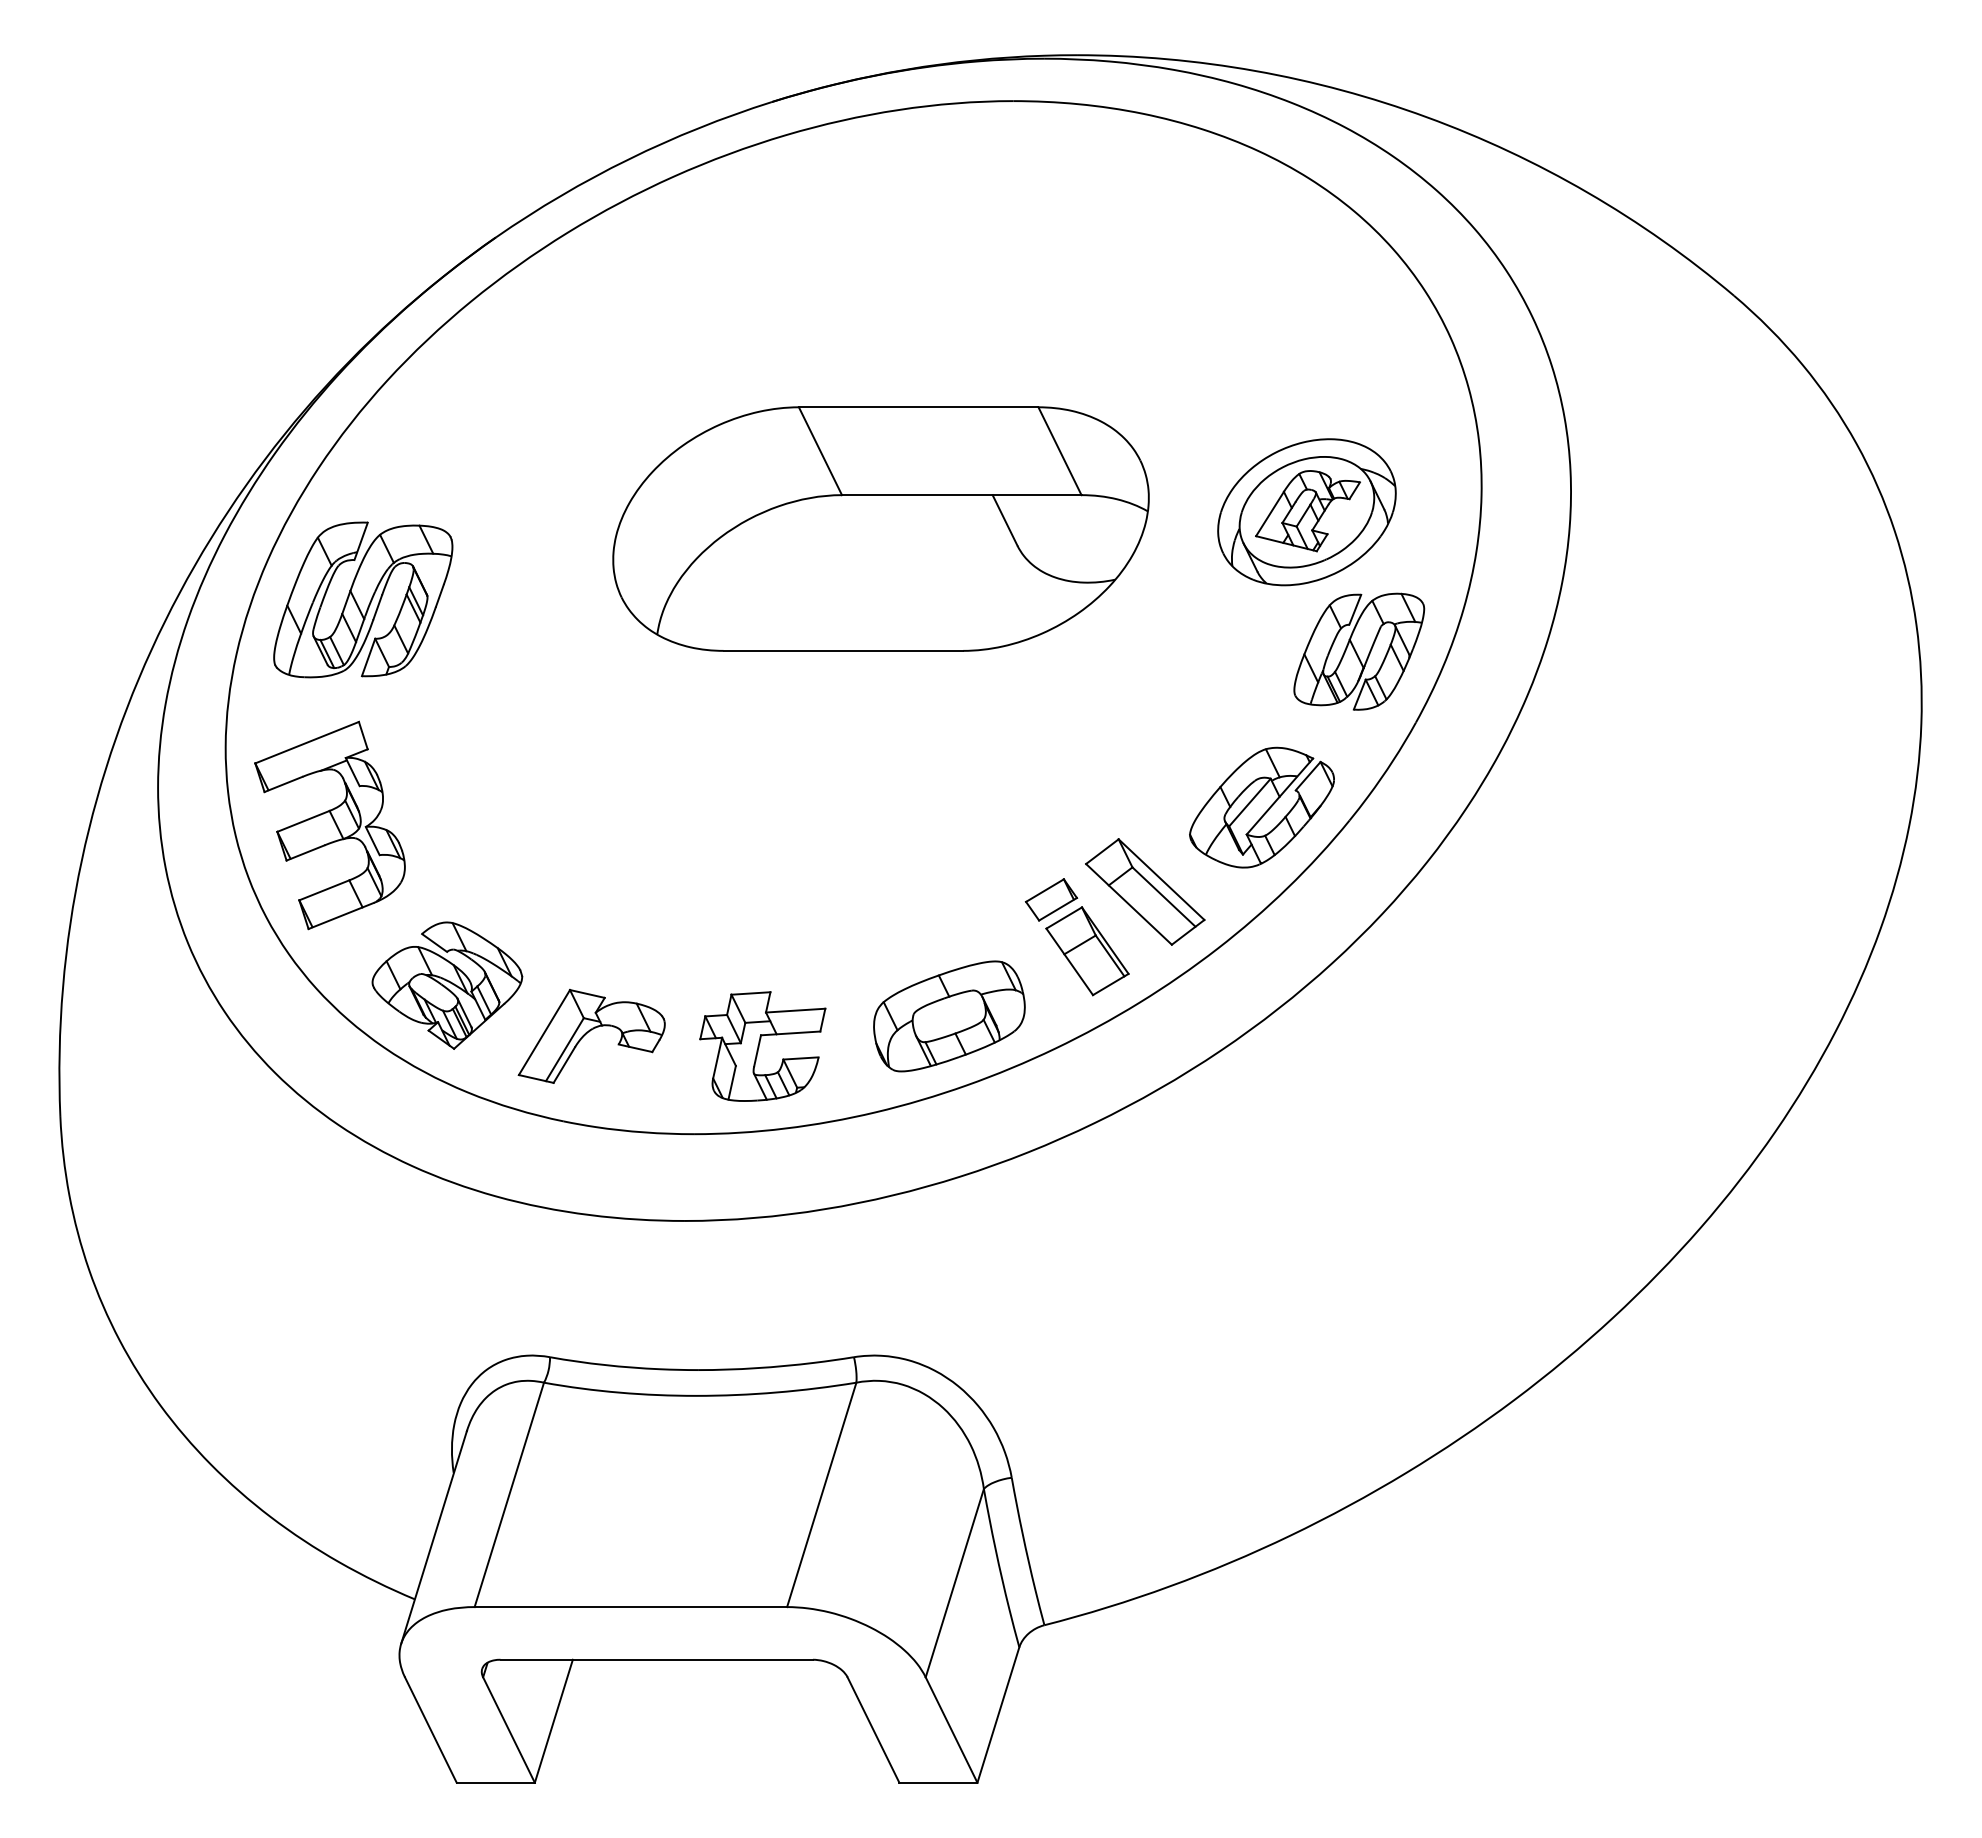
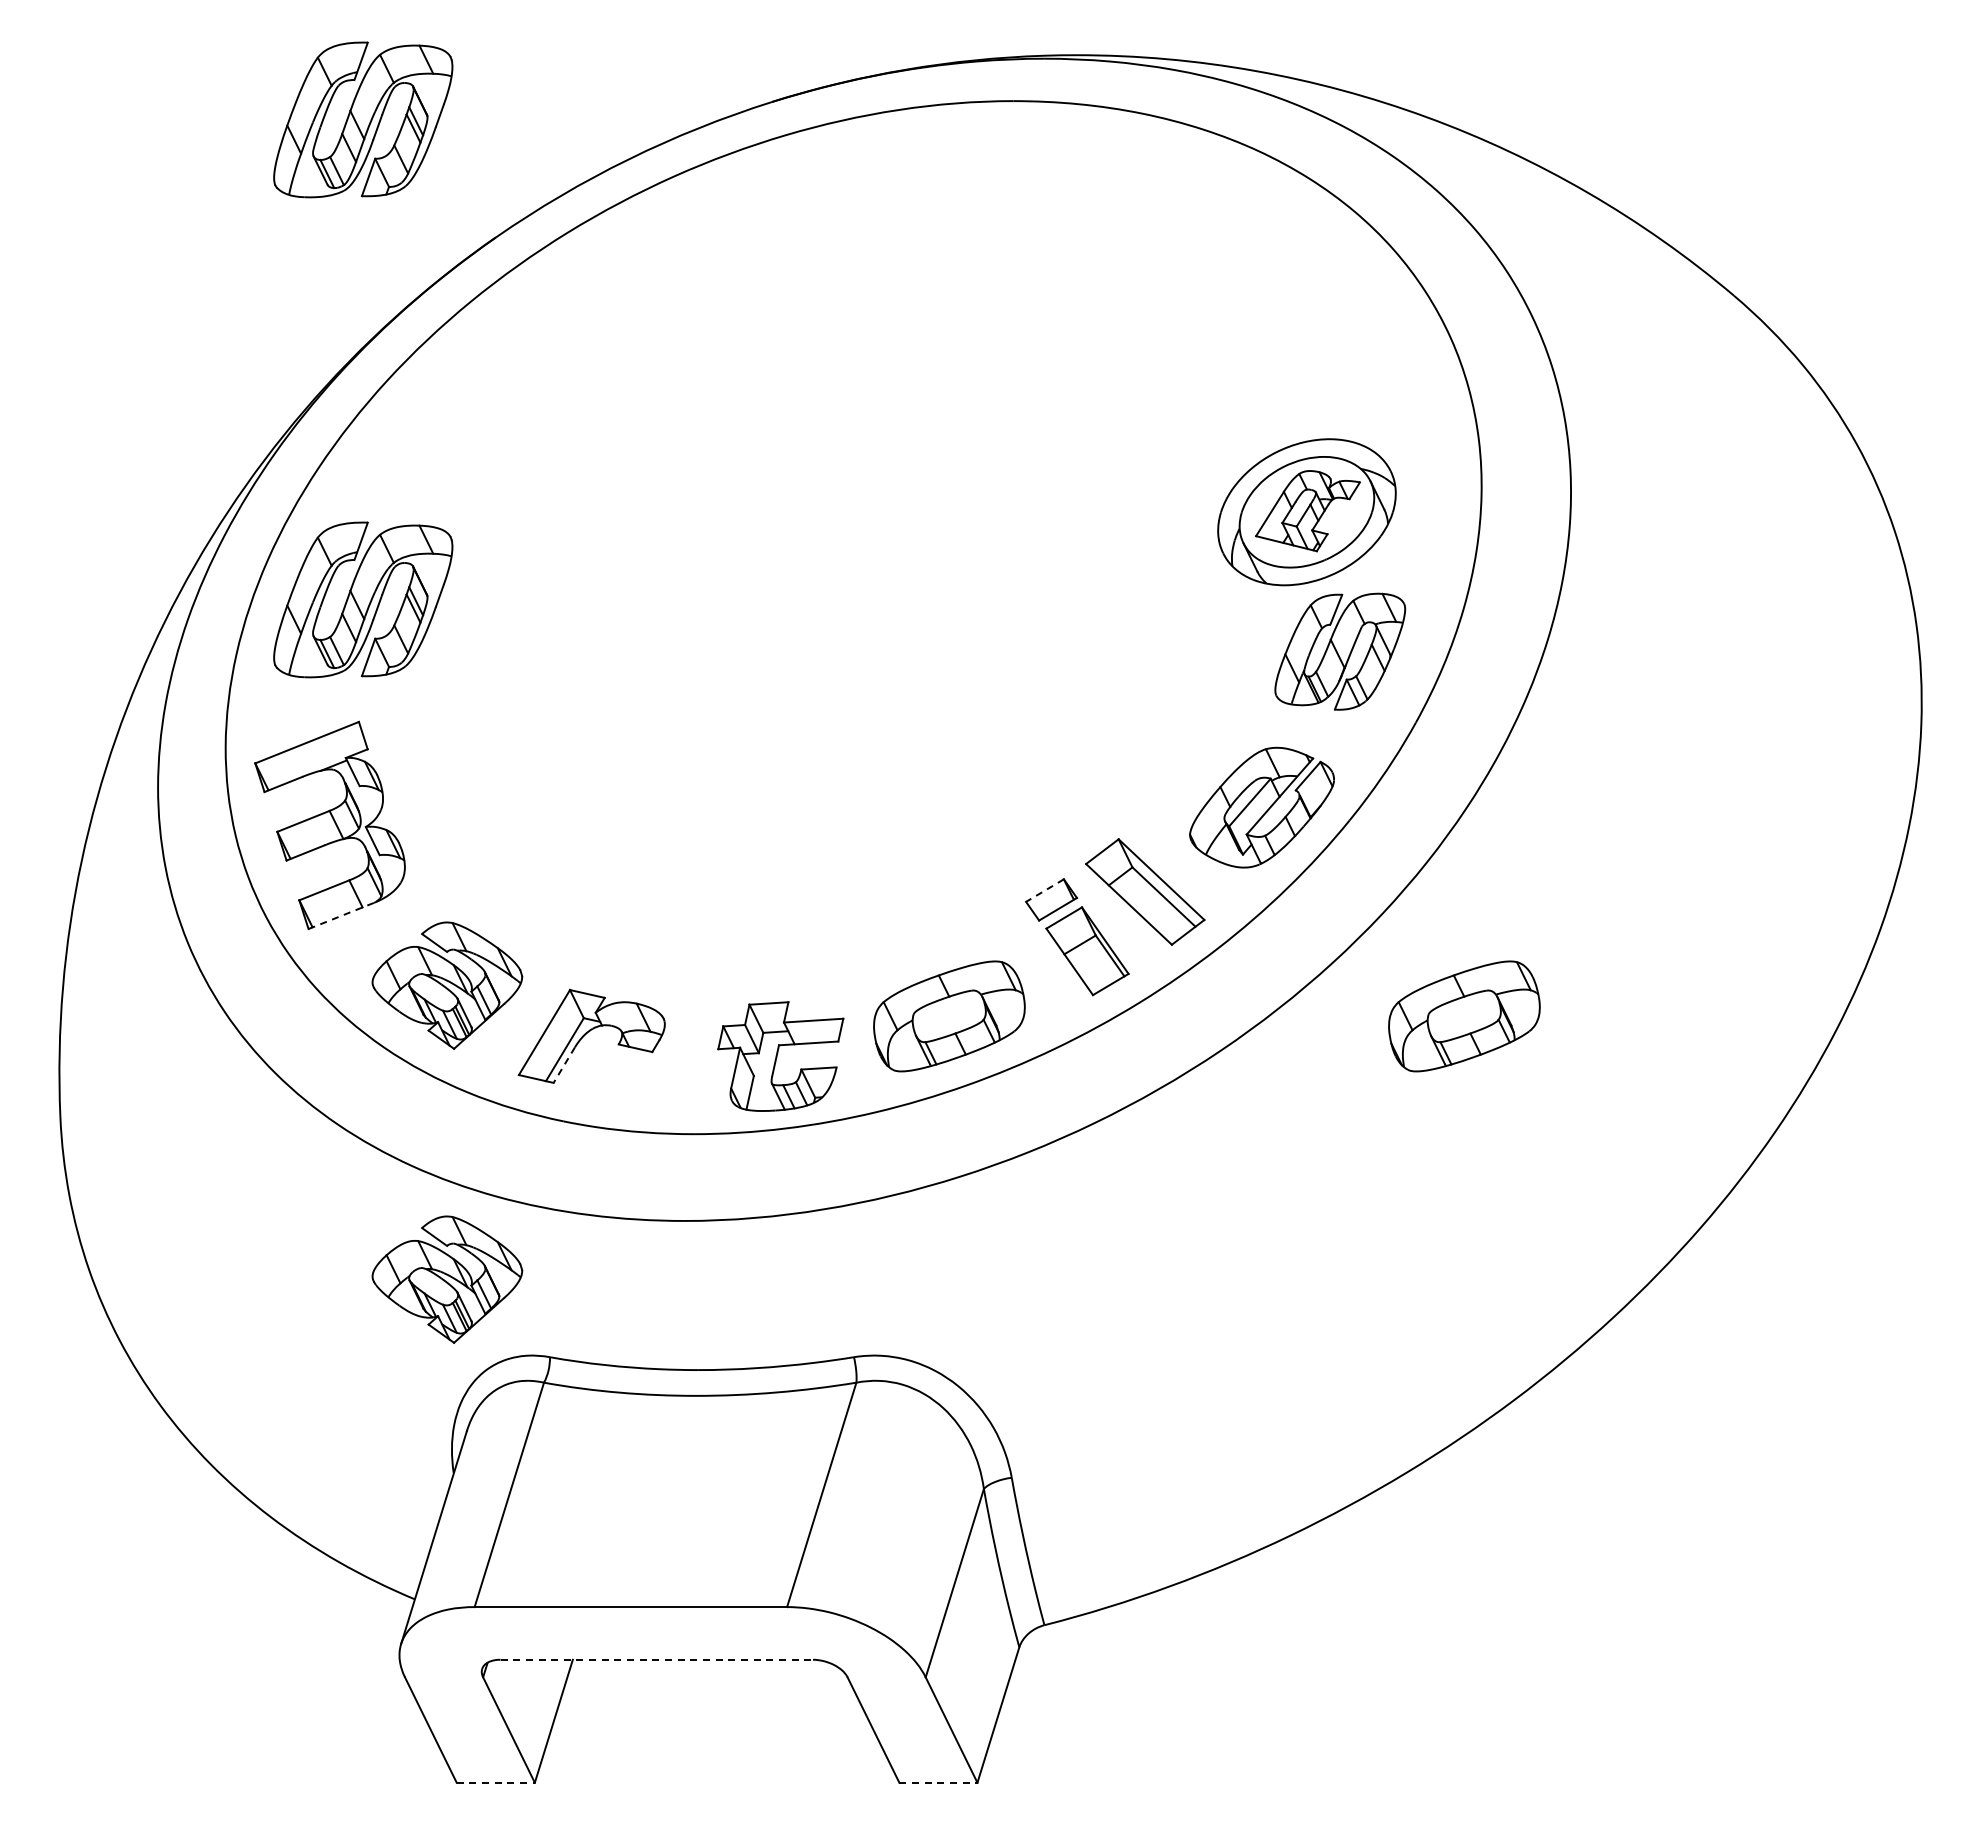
part: none -> present (363, 119)
part: present -> none (880, 528)
part position: (1359, 651) -> (1340, 651) (1340, 651)
line: solid -> dashed (1044, 890)
line: solid -> dashed (341, 915)
part: none -> present (1464, 1016)
part position: (762, 1046) -> (780, 1056) (780, 1056)
line: solid -> dashed (564, 1065)
part: none -> present (447, 1279)
line: solid -> dashed (657, 1659)
line: solid -> dashed (496, 1782)
line: solid -> dashed (938, 1782)
